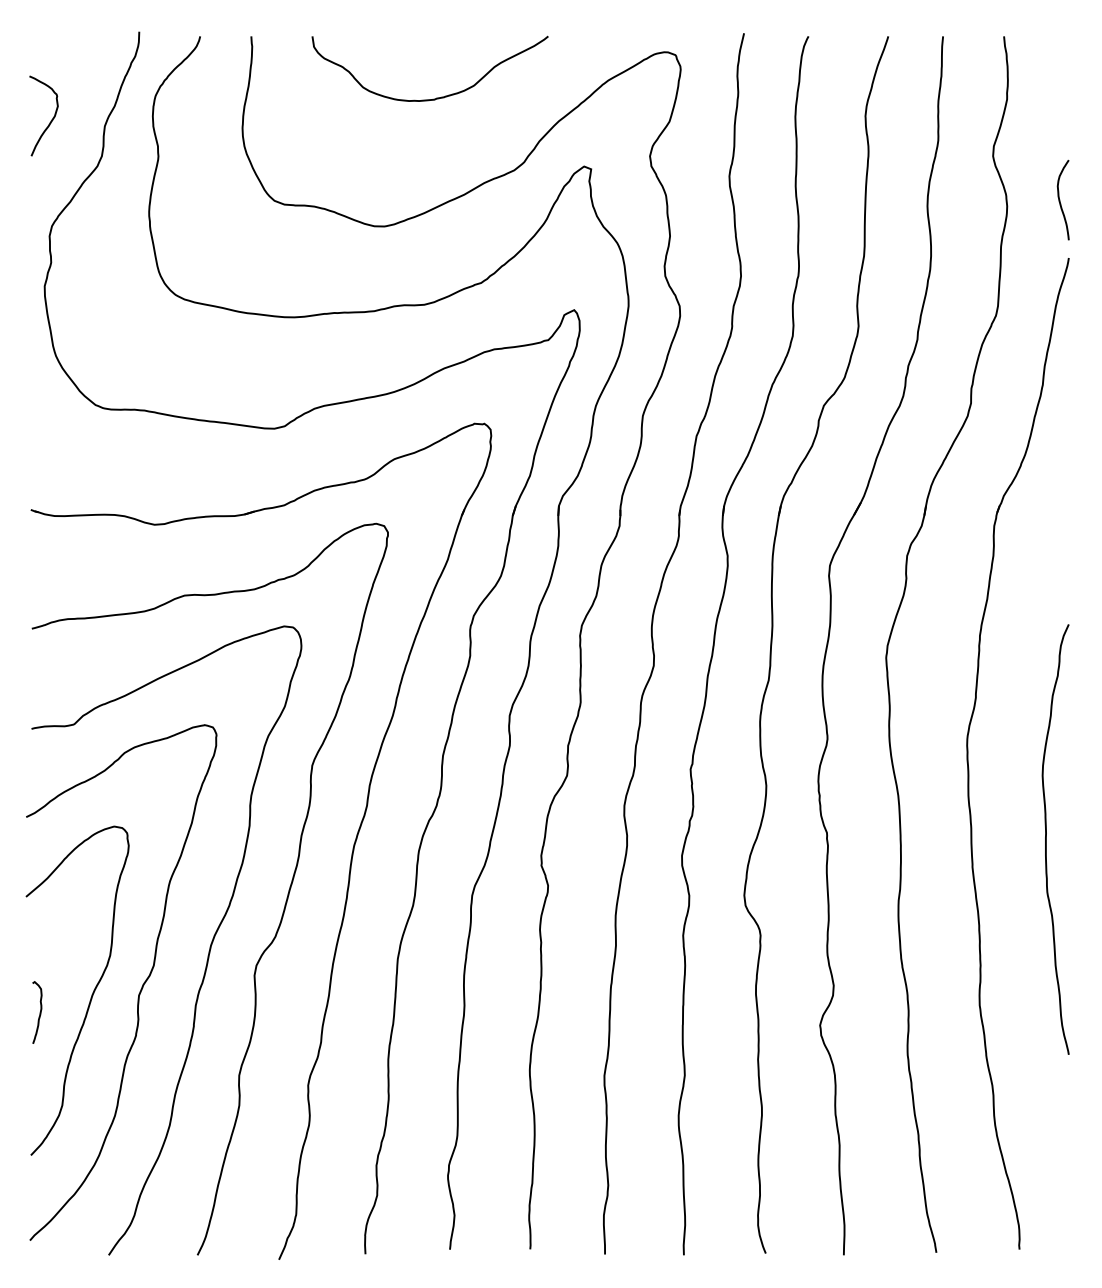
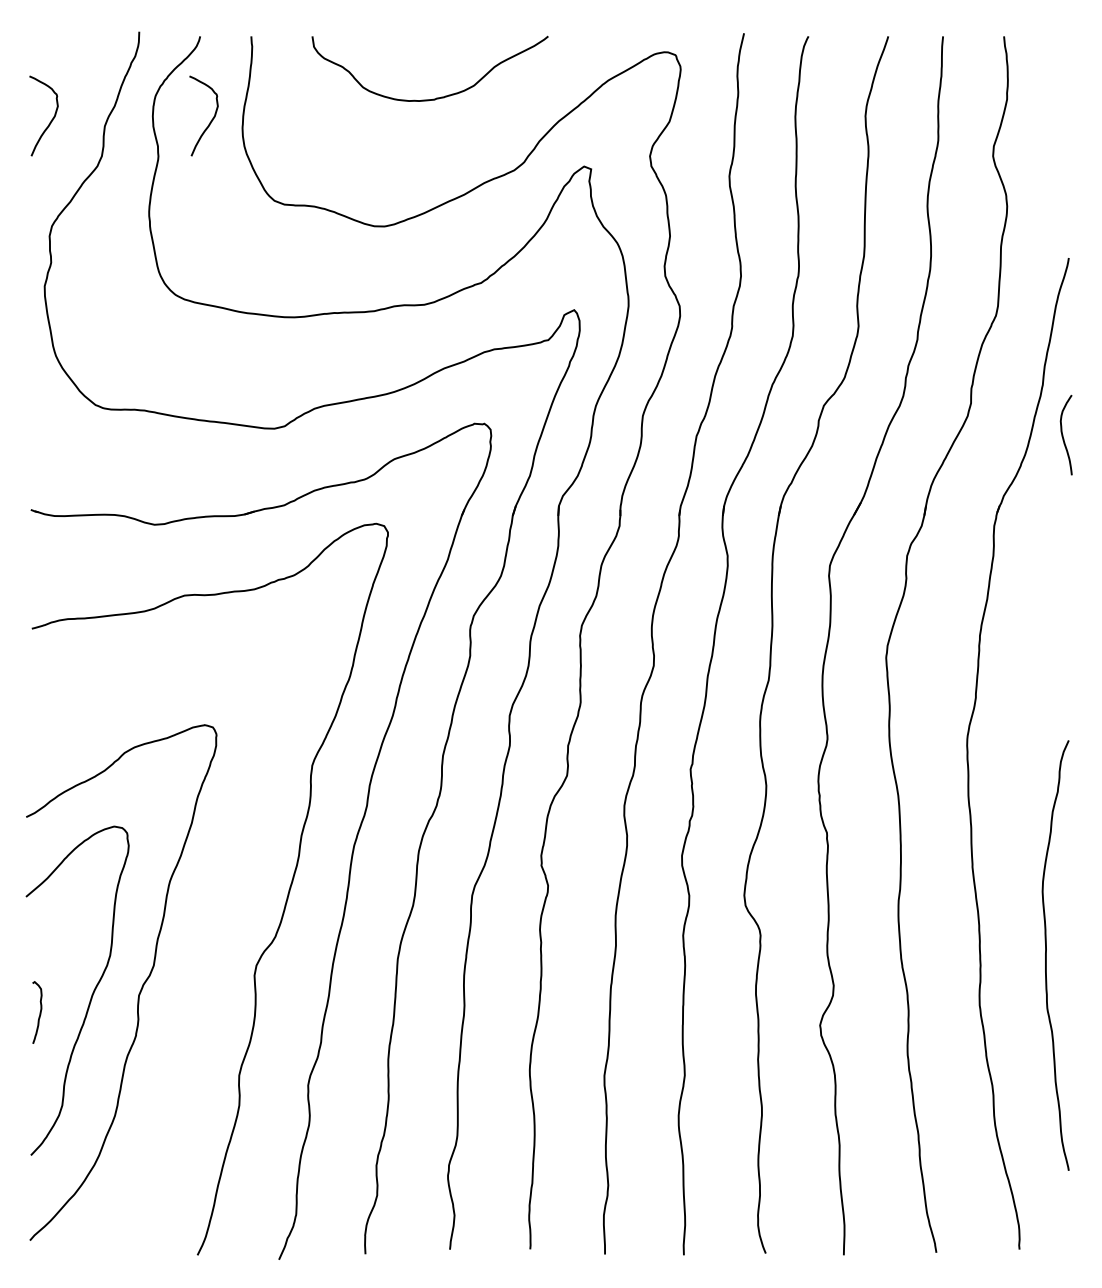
curve: none -> present (211, 119)
curve position: (1060, 199) -> (1063, 434) (1063, 434)
curve position: (1046, 839) -> (1046, 955) (1046, 955)
curve: present -> none (209, 946)
